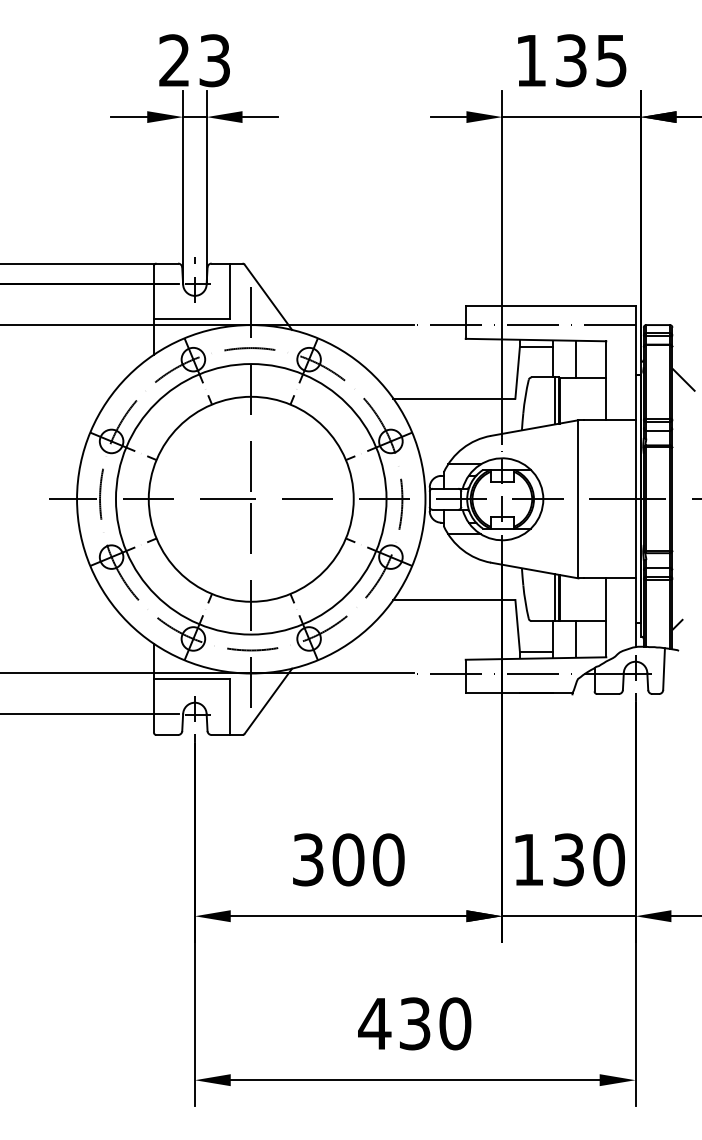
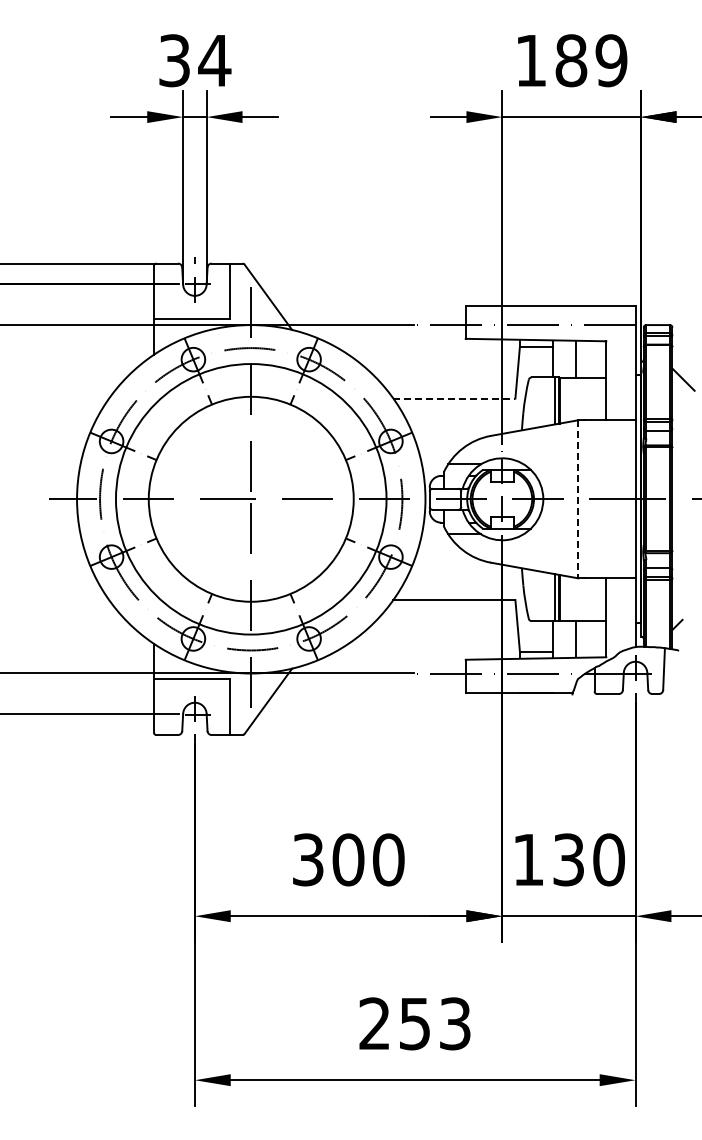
text: 23 -> 34 (195, 60)
text: 135 -> 189 (591, 60)
line: solid -> dashed (454, 398)
line: solid -> dashed (578, 499)
text: 430 -> 253 (414, 1023)
